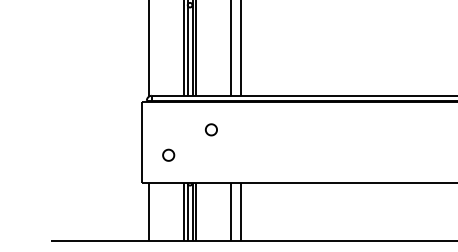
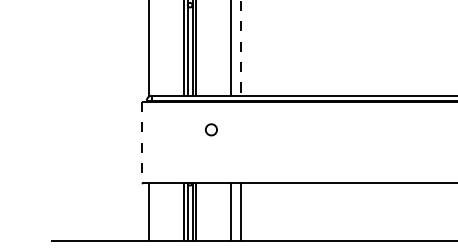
line: solid -> dashed (240, 47)
line: solid -> dashed (141, 142)
part: present -> none (168, 154)
